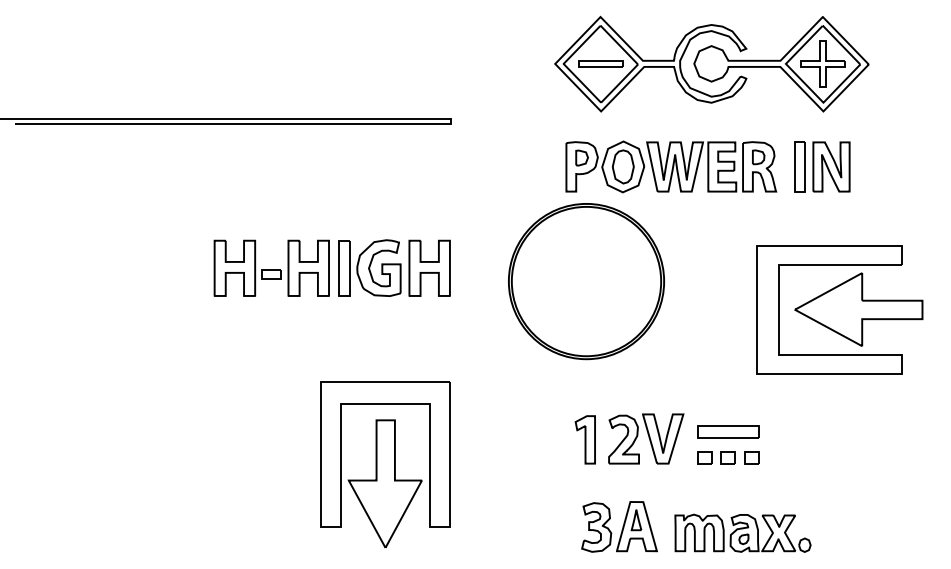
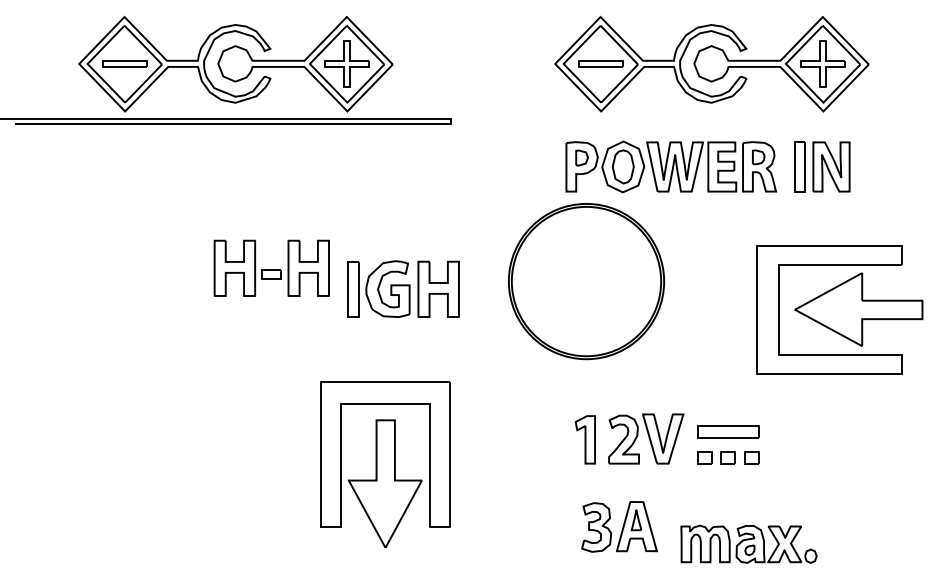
part: none -> present (235, 63)
part position: (394, 267) -> (403, 288) (403, 288)
part position: (742, 532) -> (748, 543) (748, 543)
